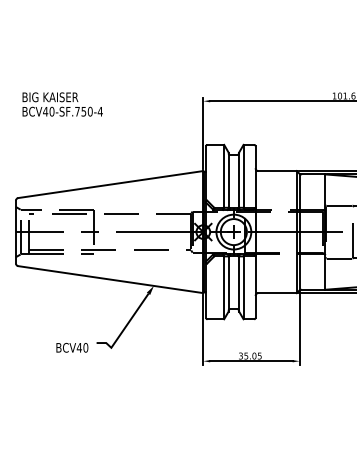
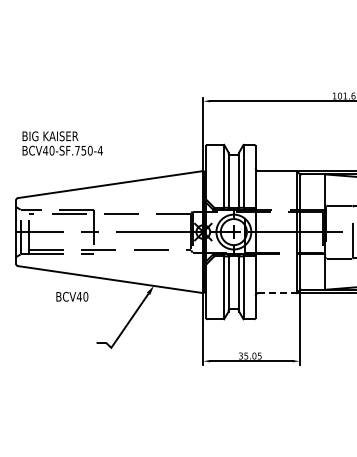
text position: (62, 104) -> (62, 143) (62, 143)
line: solid -> dashed (278, 293)
text position: (72, 347) -> (72, 296) (72, 296)
